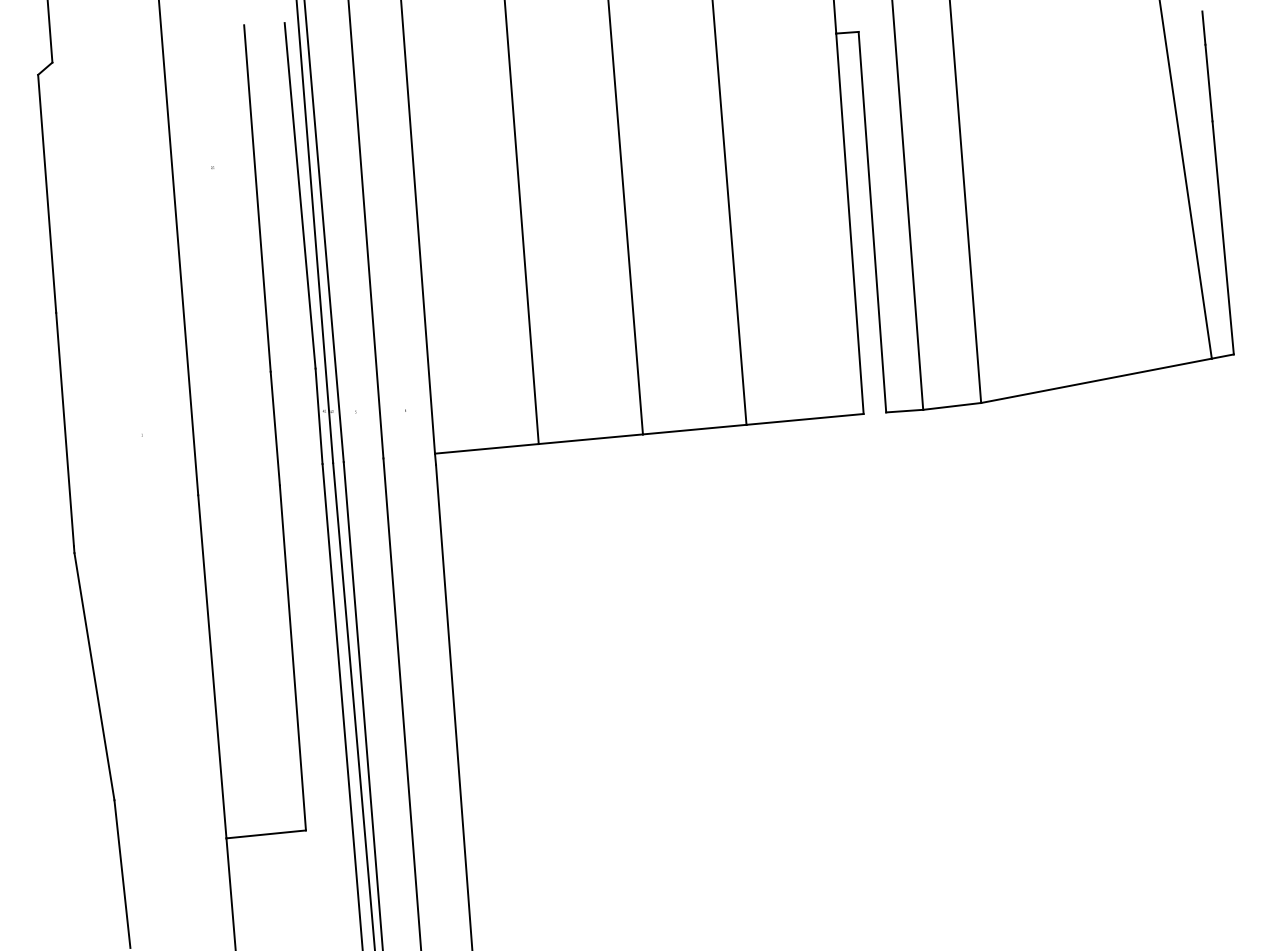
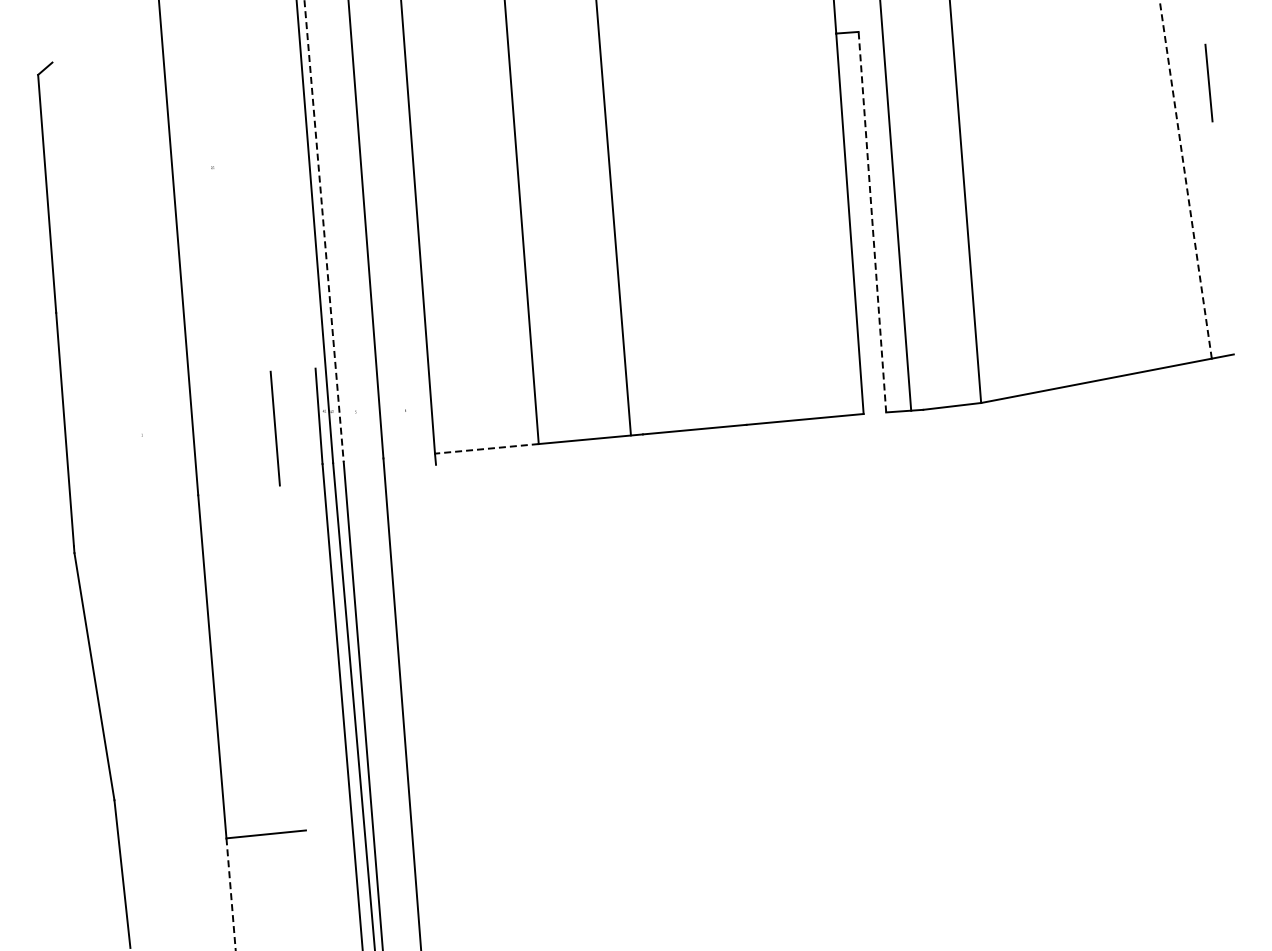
line: present -> none (1203, 27)
line: present -> none (49, 32)
line: solid -> dashed (1185, 179)
line: present -> none (299, 195)
line: present -> none (257, 198)
line position: (907, 205) -> (895, 206) (895, 206)
line: present -> none (729, 213)
line position: (625, 218) -> (613, 218) (613, 218)
line: solid -> dashed (872, 222)
line: solid -> dashed (324, 232)
line: present -> none (1222, 237)
line: solid -> dashed (486, 448)
line: present -> none (292, 657)
line: present -> none (454, 705)
line: solid -> dashed (231, 894)
